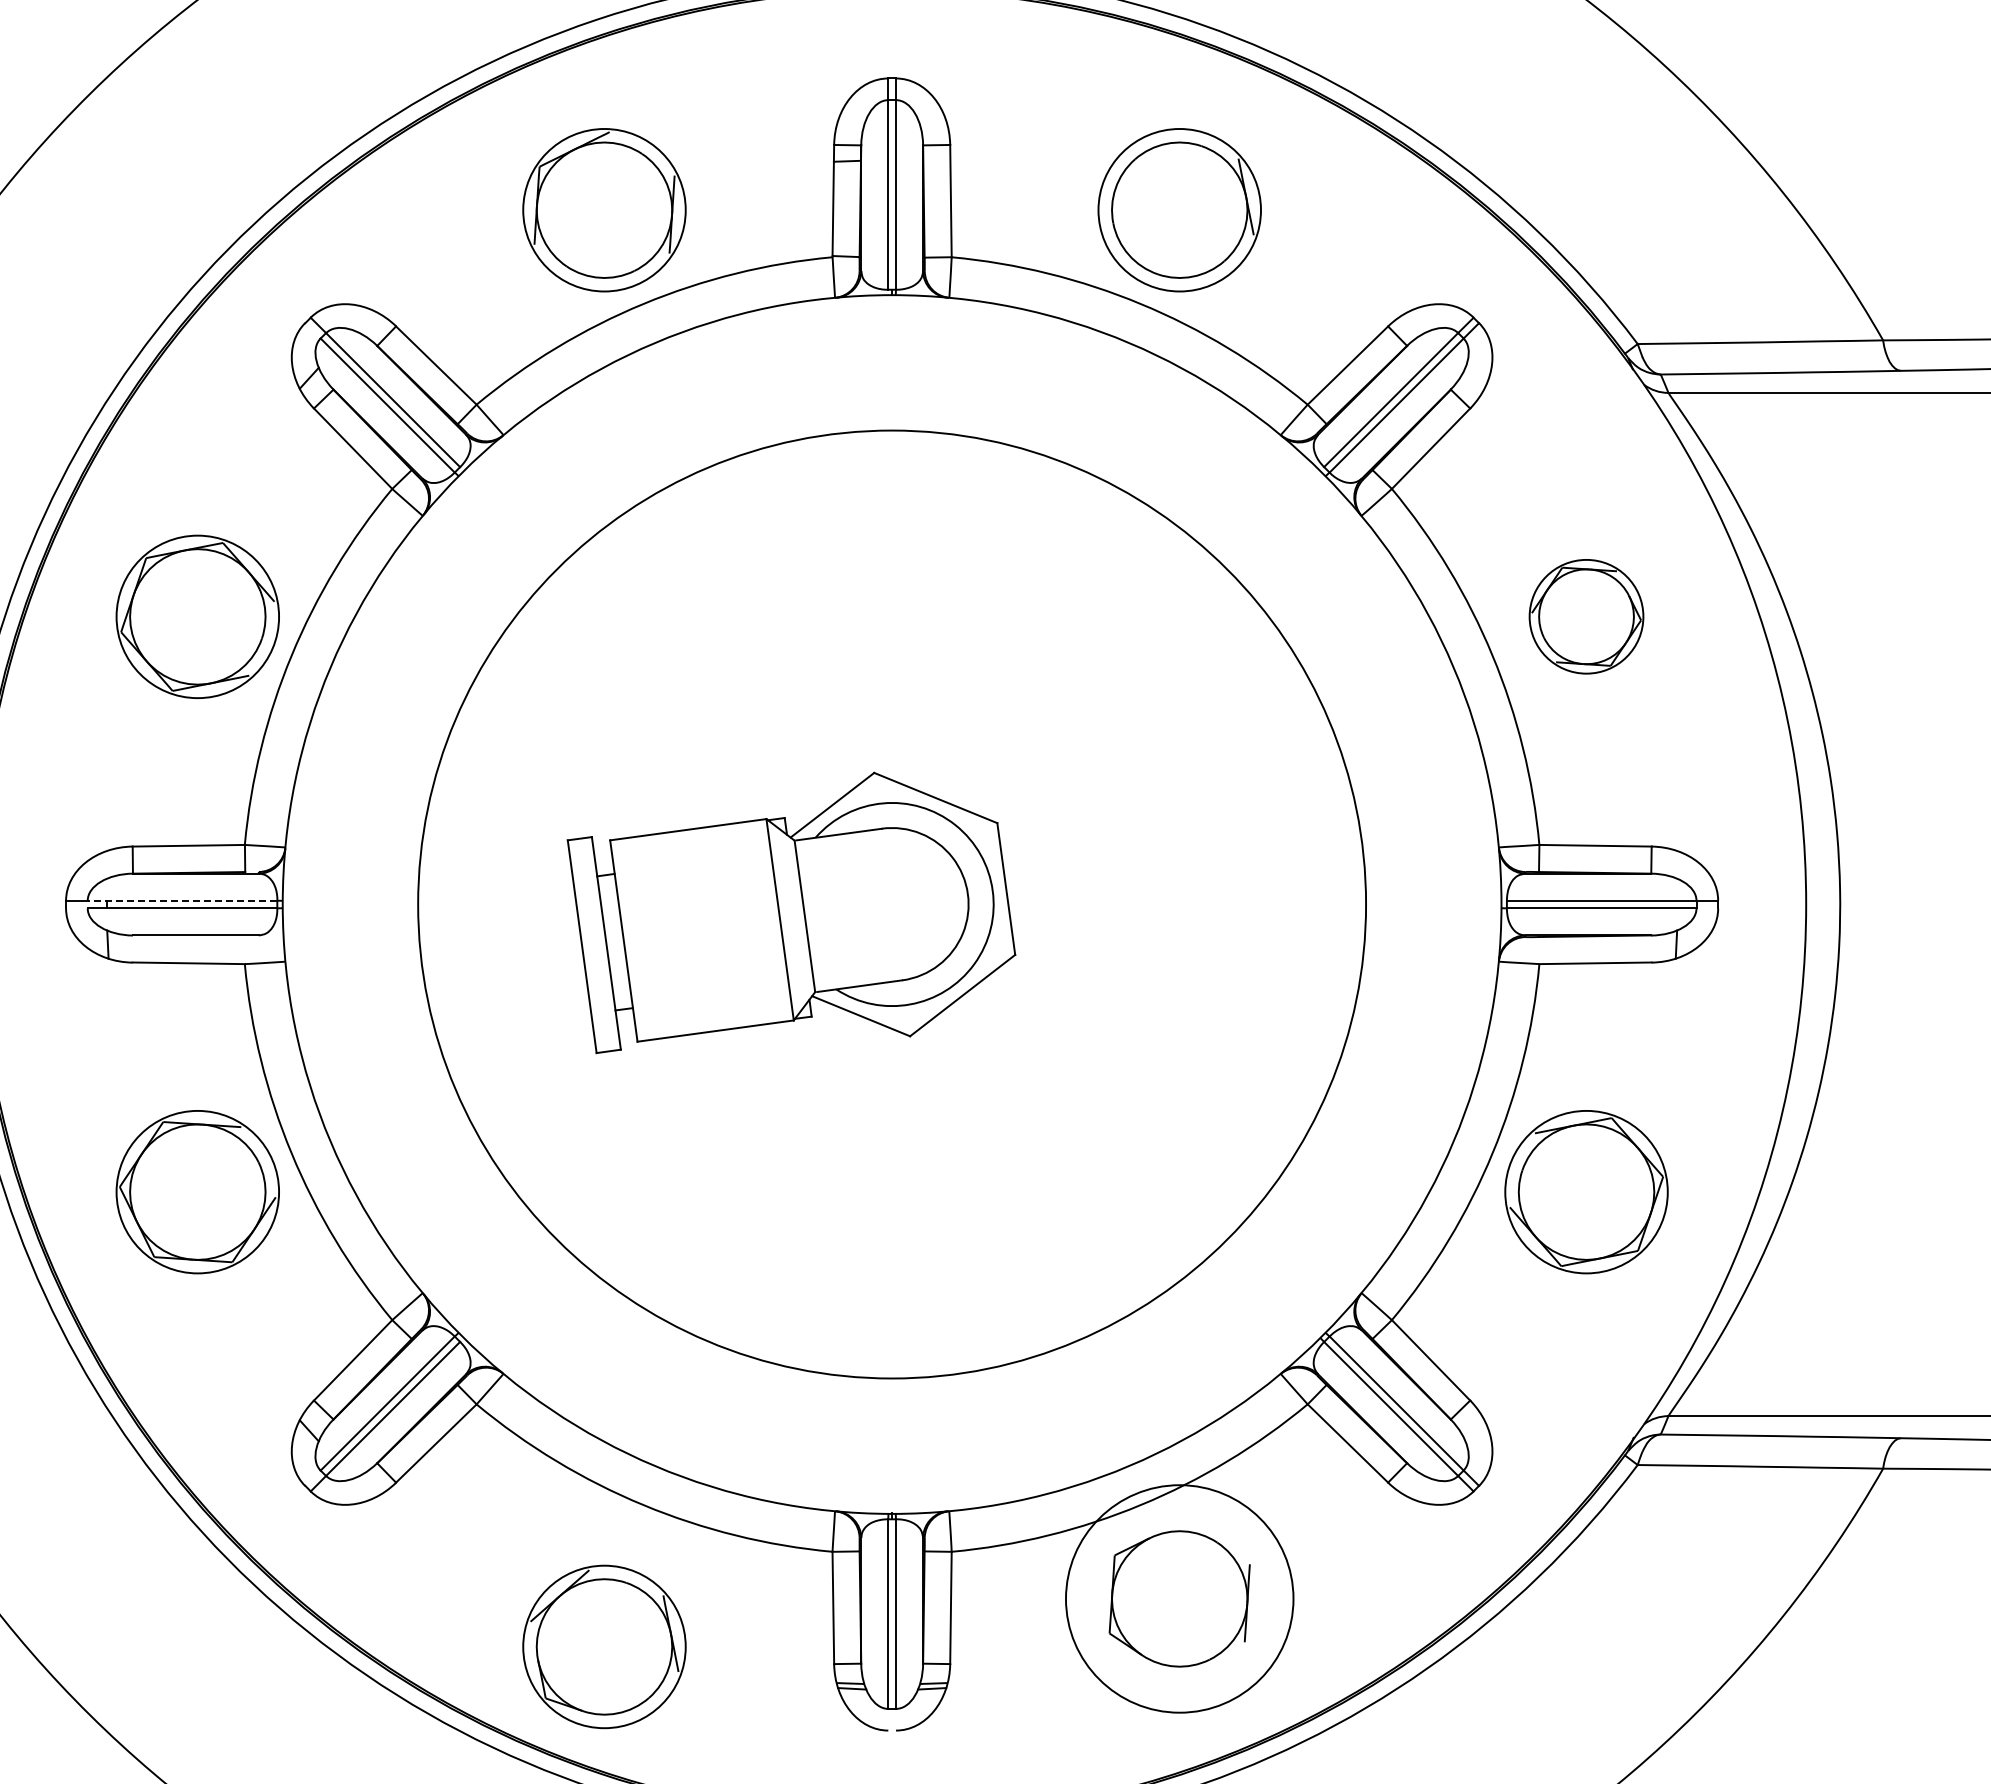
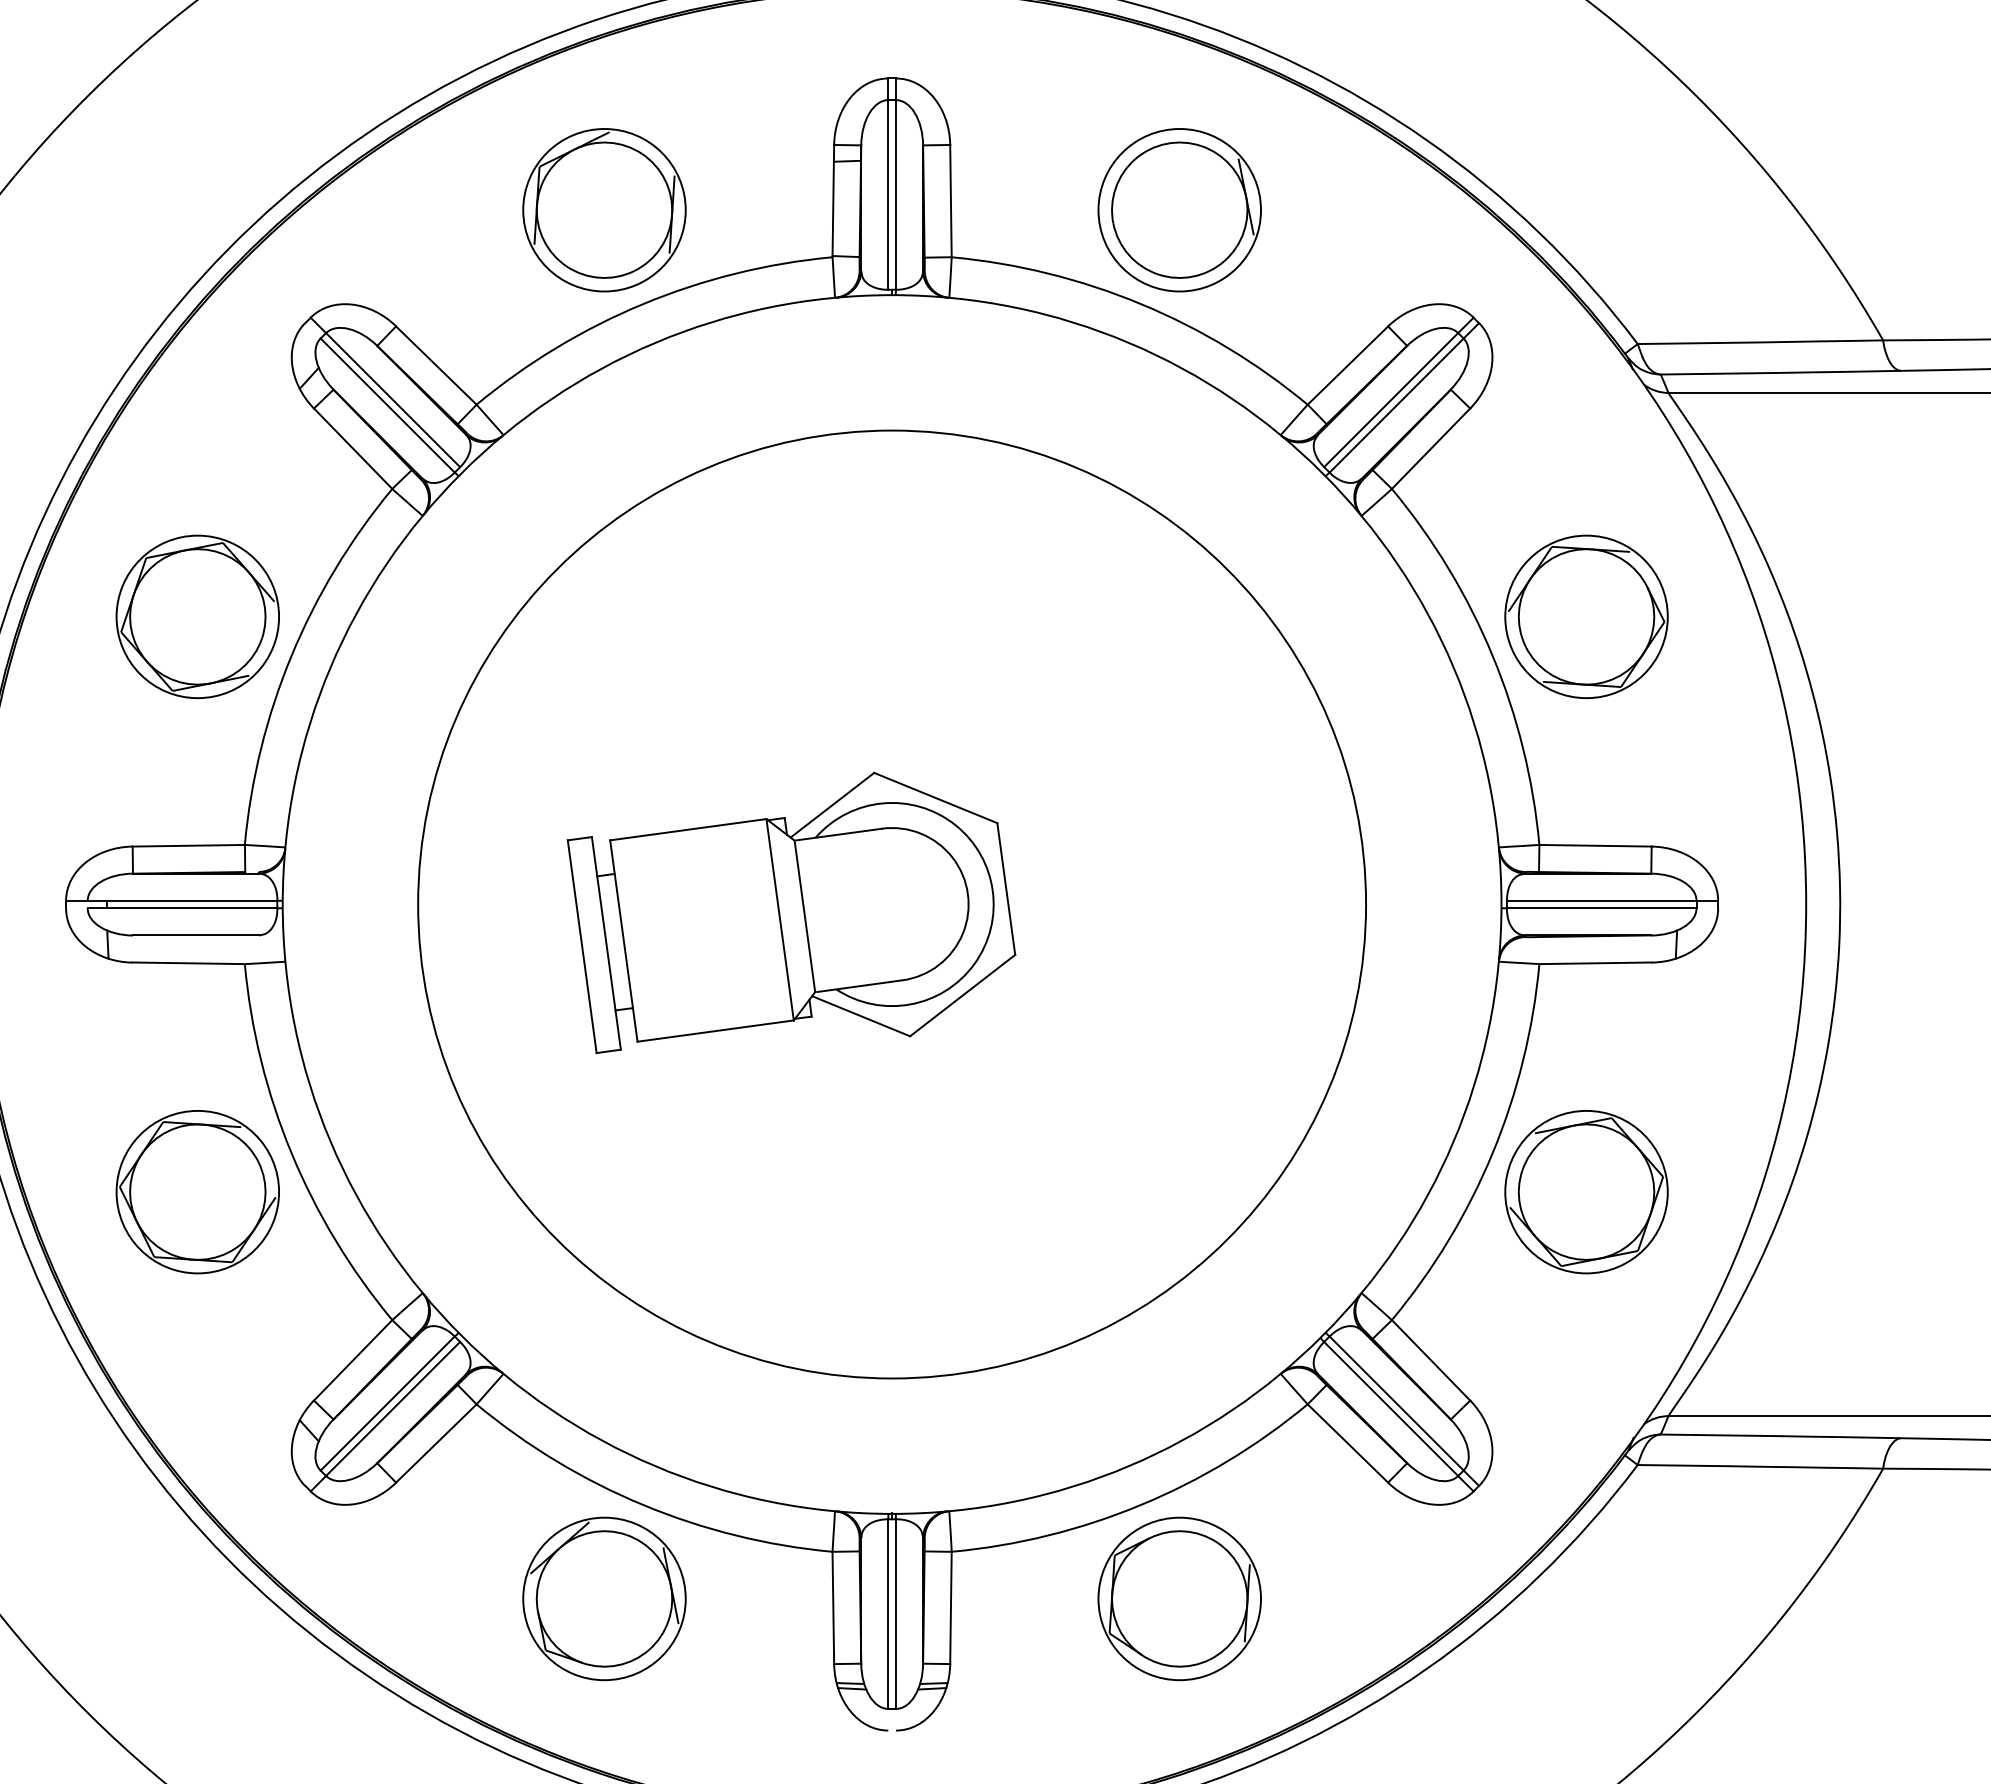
part size: 117x116 px -> 165x165 px (1586, 616)
line: dashed -> solid (182, 900)
circle diameter: 228 px -> 163 px (1179, 1598)
part position: (604, 1646) -> (604, 1598) (604, 1598)
